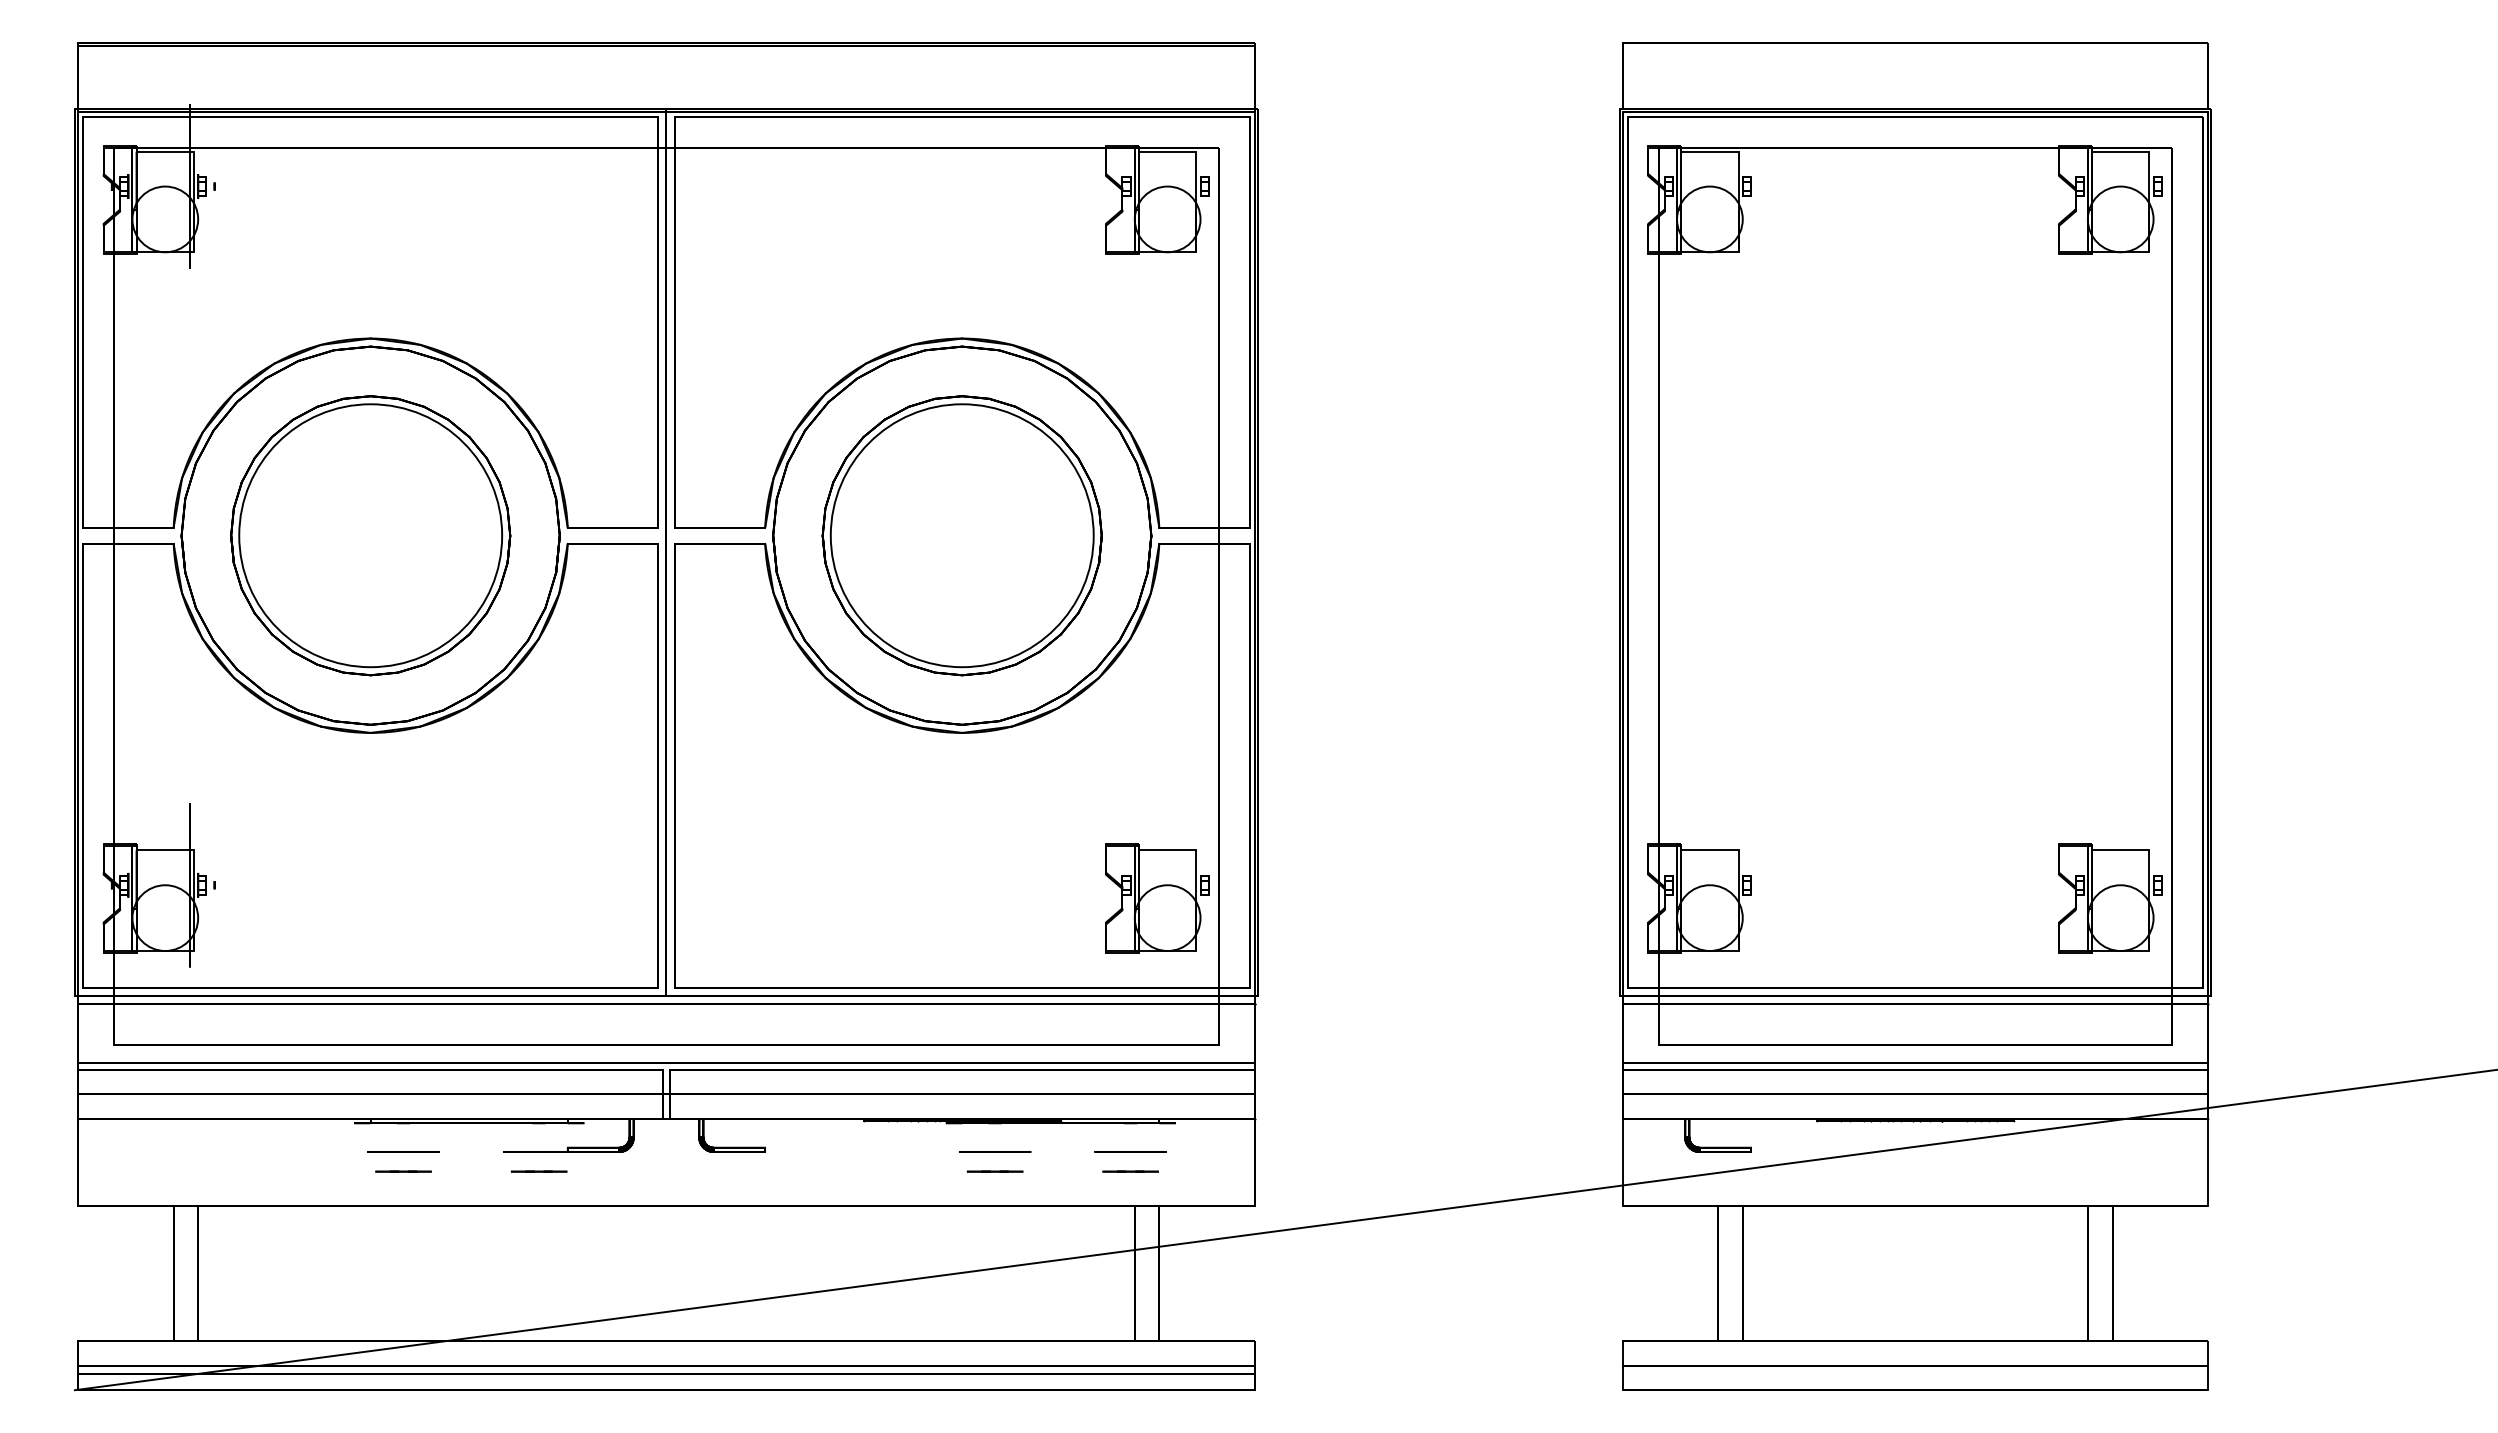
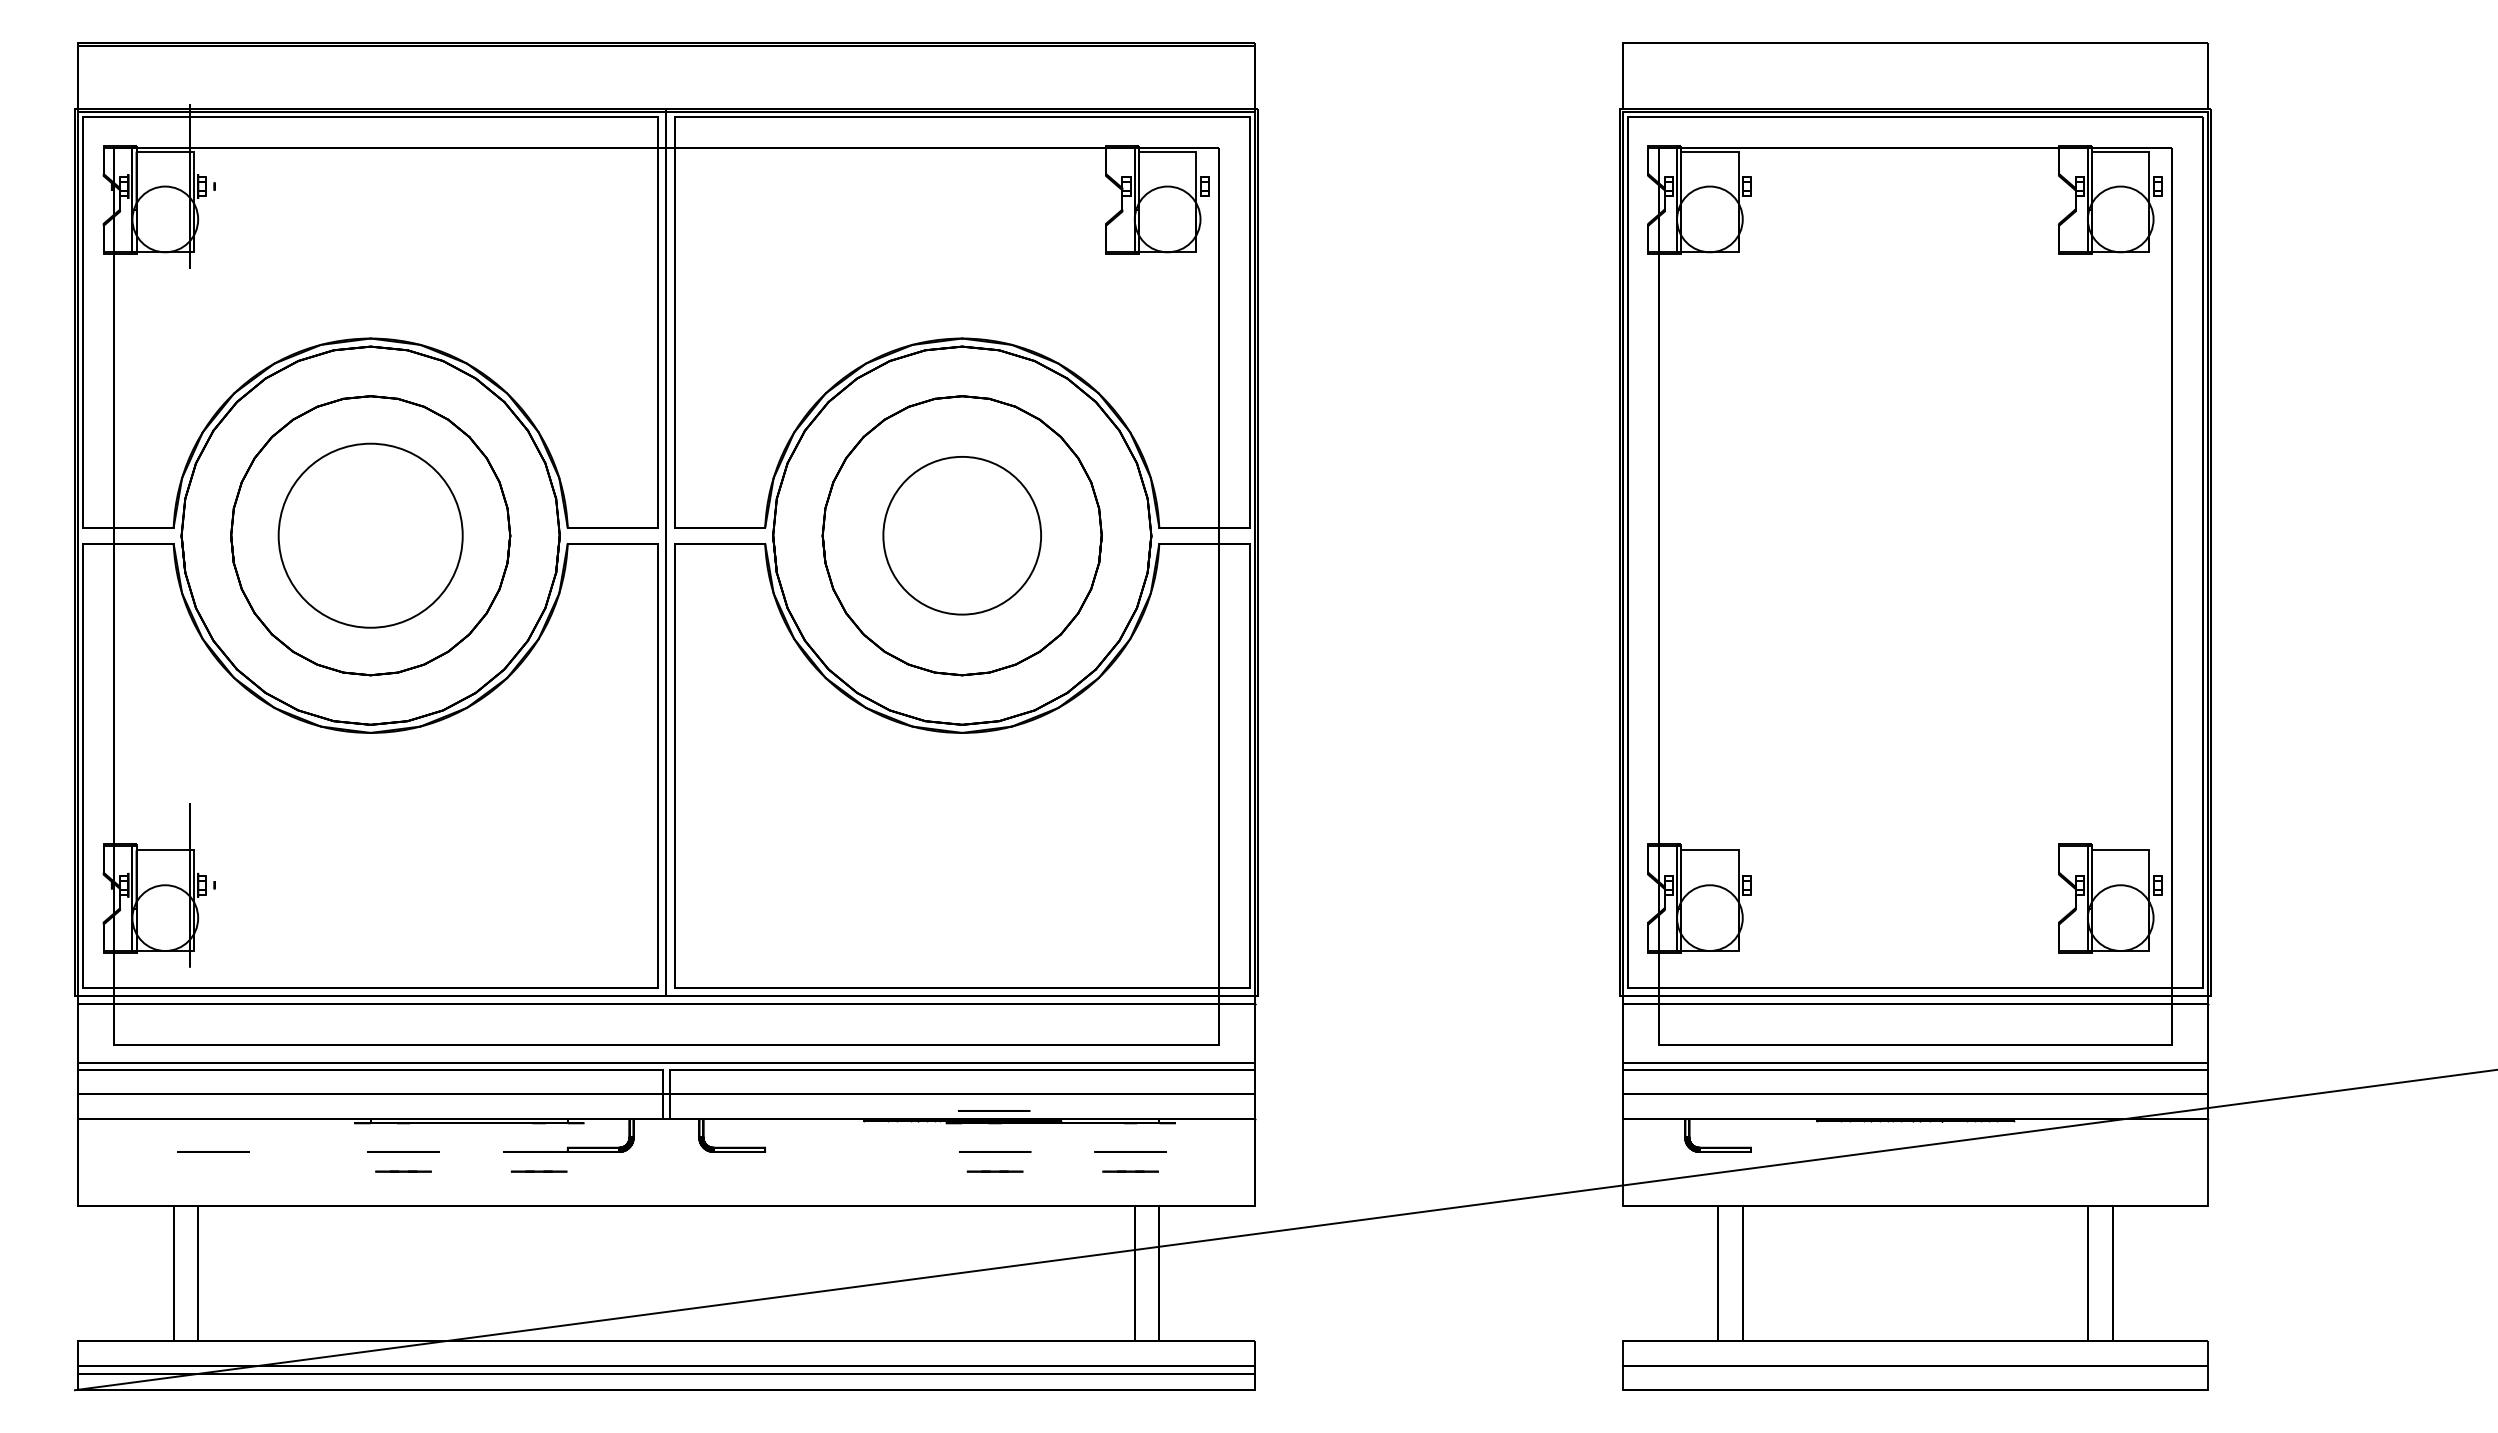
circle diameter: 263 px -> 184 px (370, 535)
circle diameter: 263 px -> 158 px (962, 535)
part: present -> none (1157, 898)
circle: none -> present (994, 1110)
circle: none -> present (213, 1151)
